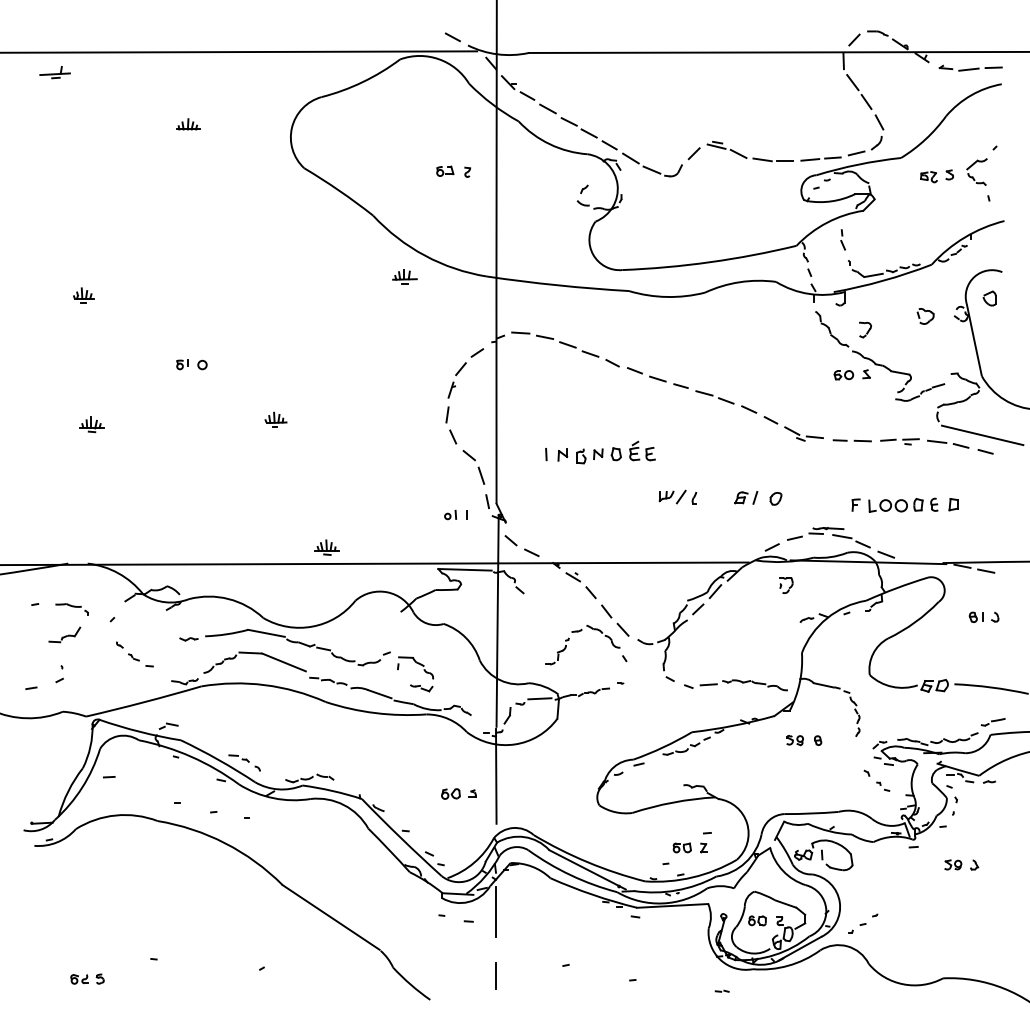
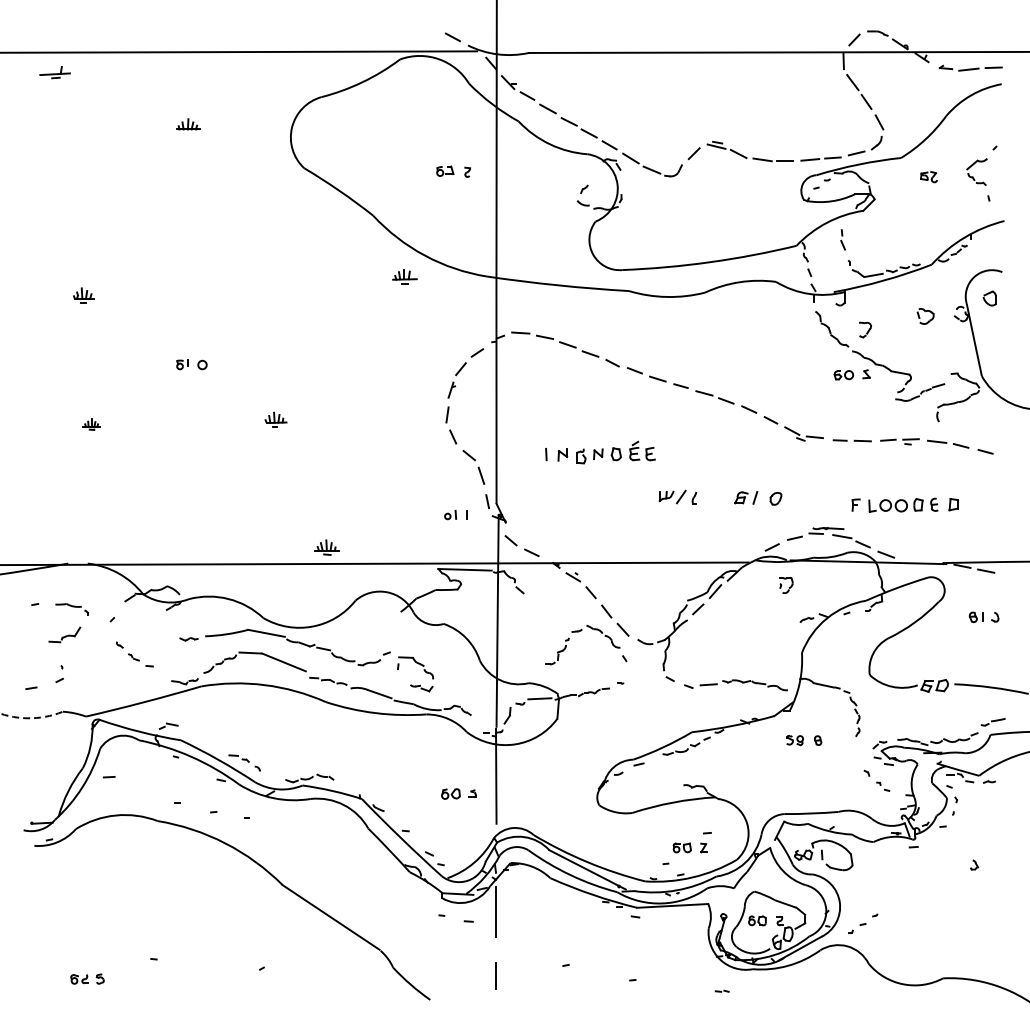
part: present -> none (949, 174)
part size: 26x18 px -> 19x13 px (91, 424)
line: present -> none (982, 435)
arc: solid -> dashed (32, 718)
part: present -> none (953, 864)
